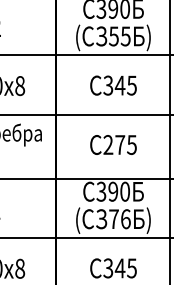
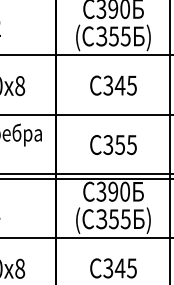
text: 275 -> 355 (114, 145)
line: none -> present (86, 174)
text: 76 -> 55 (119, 219)
